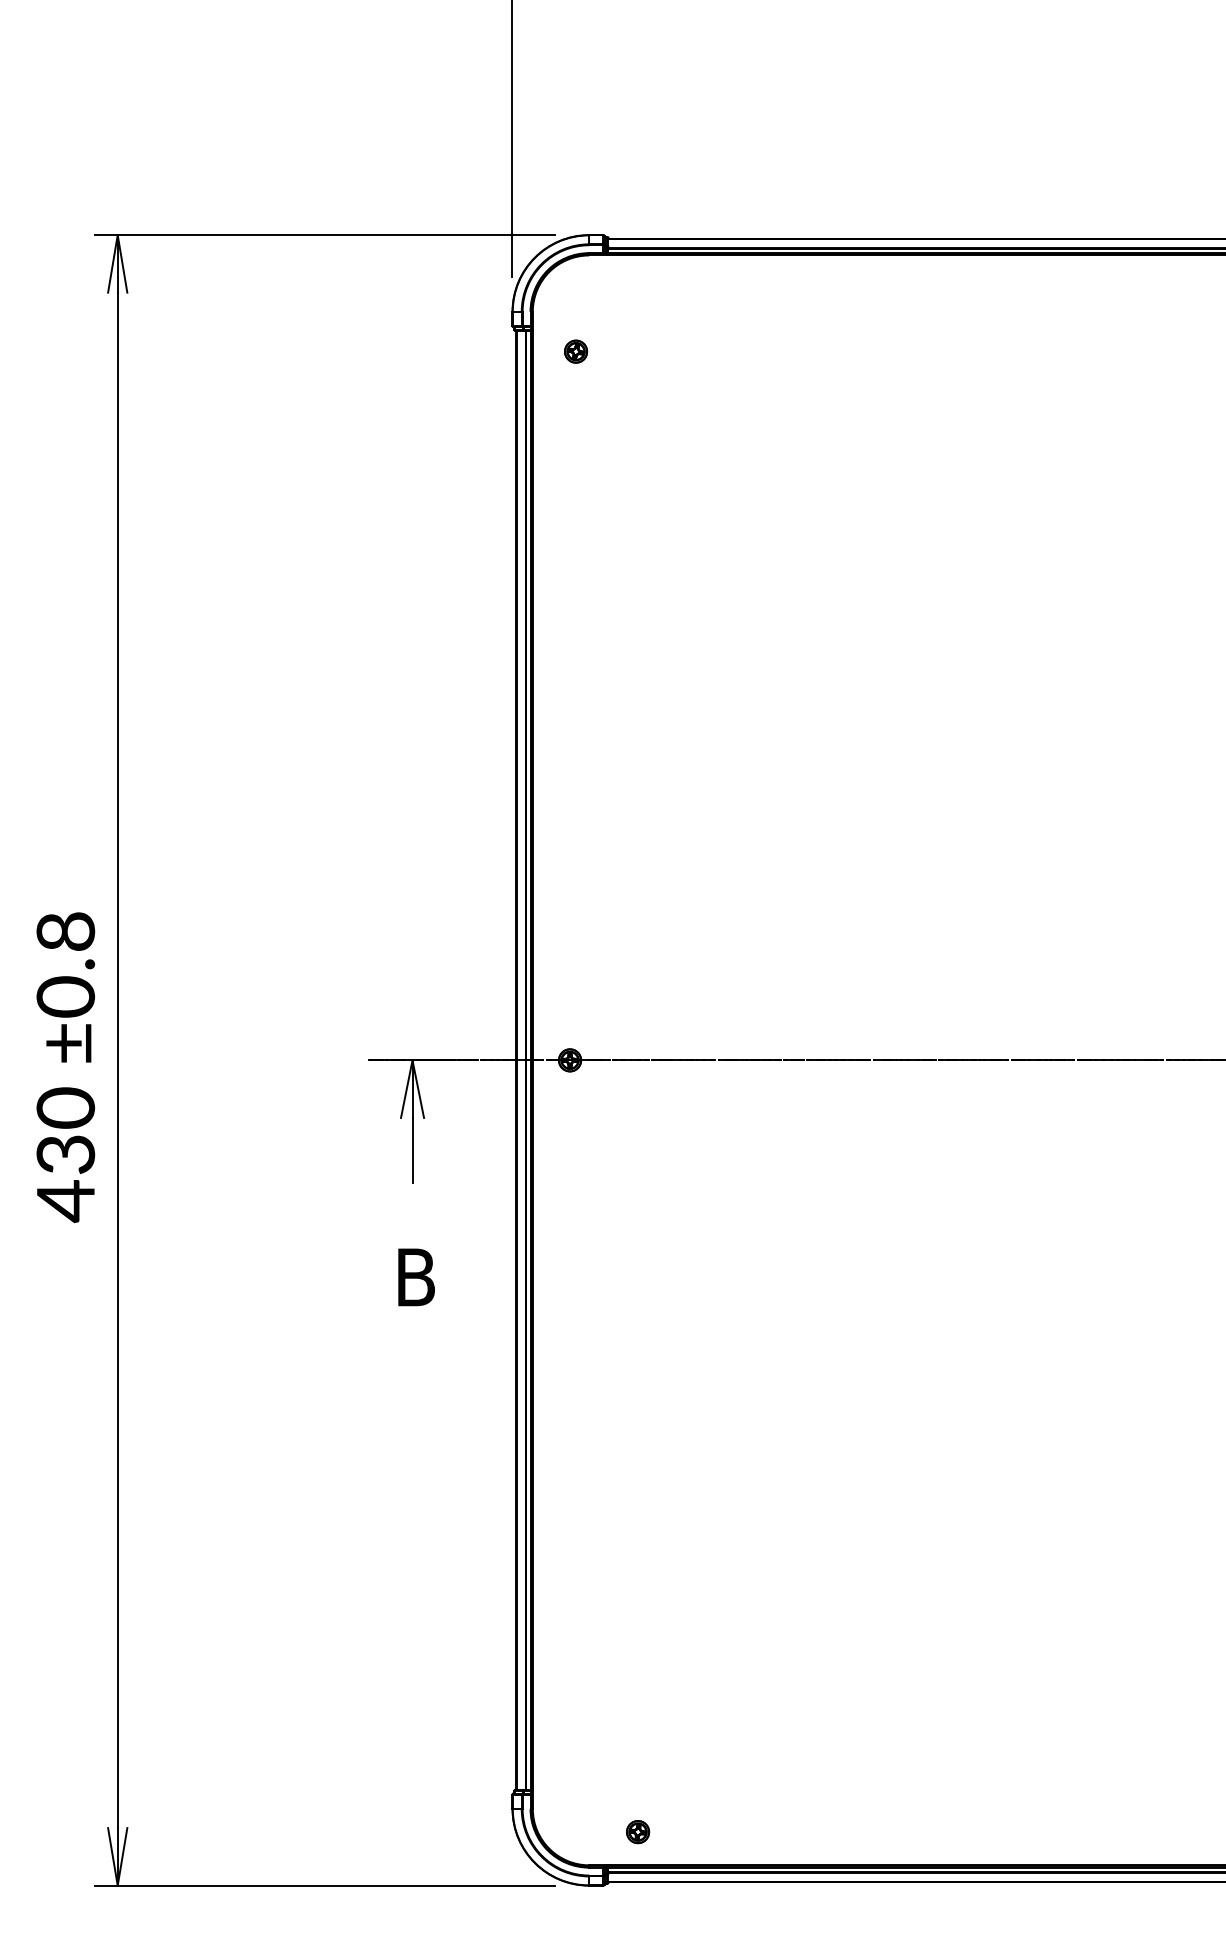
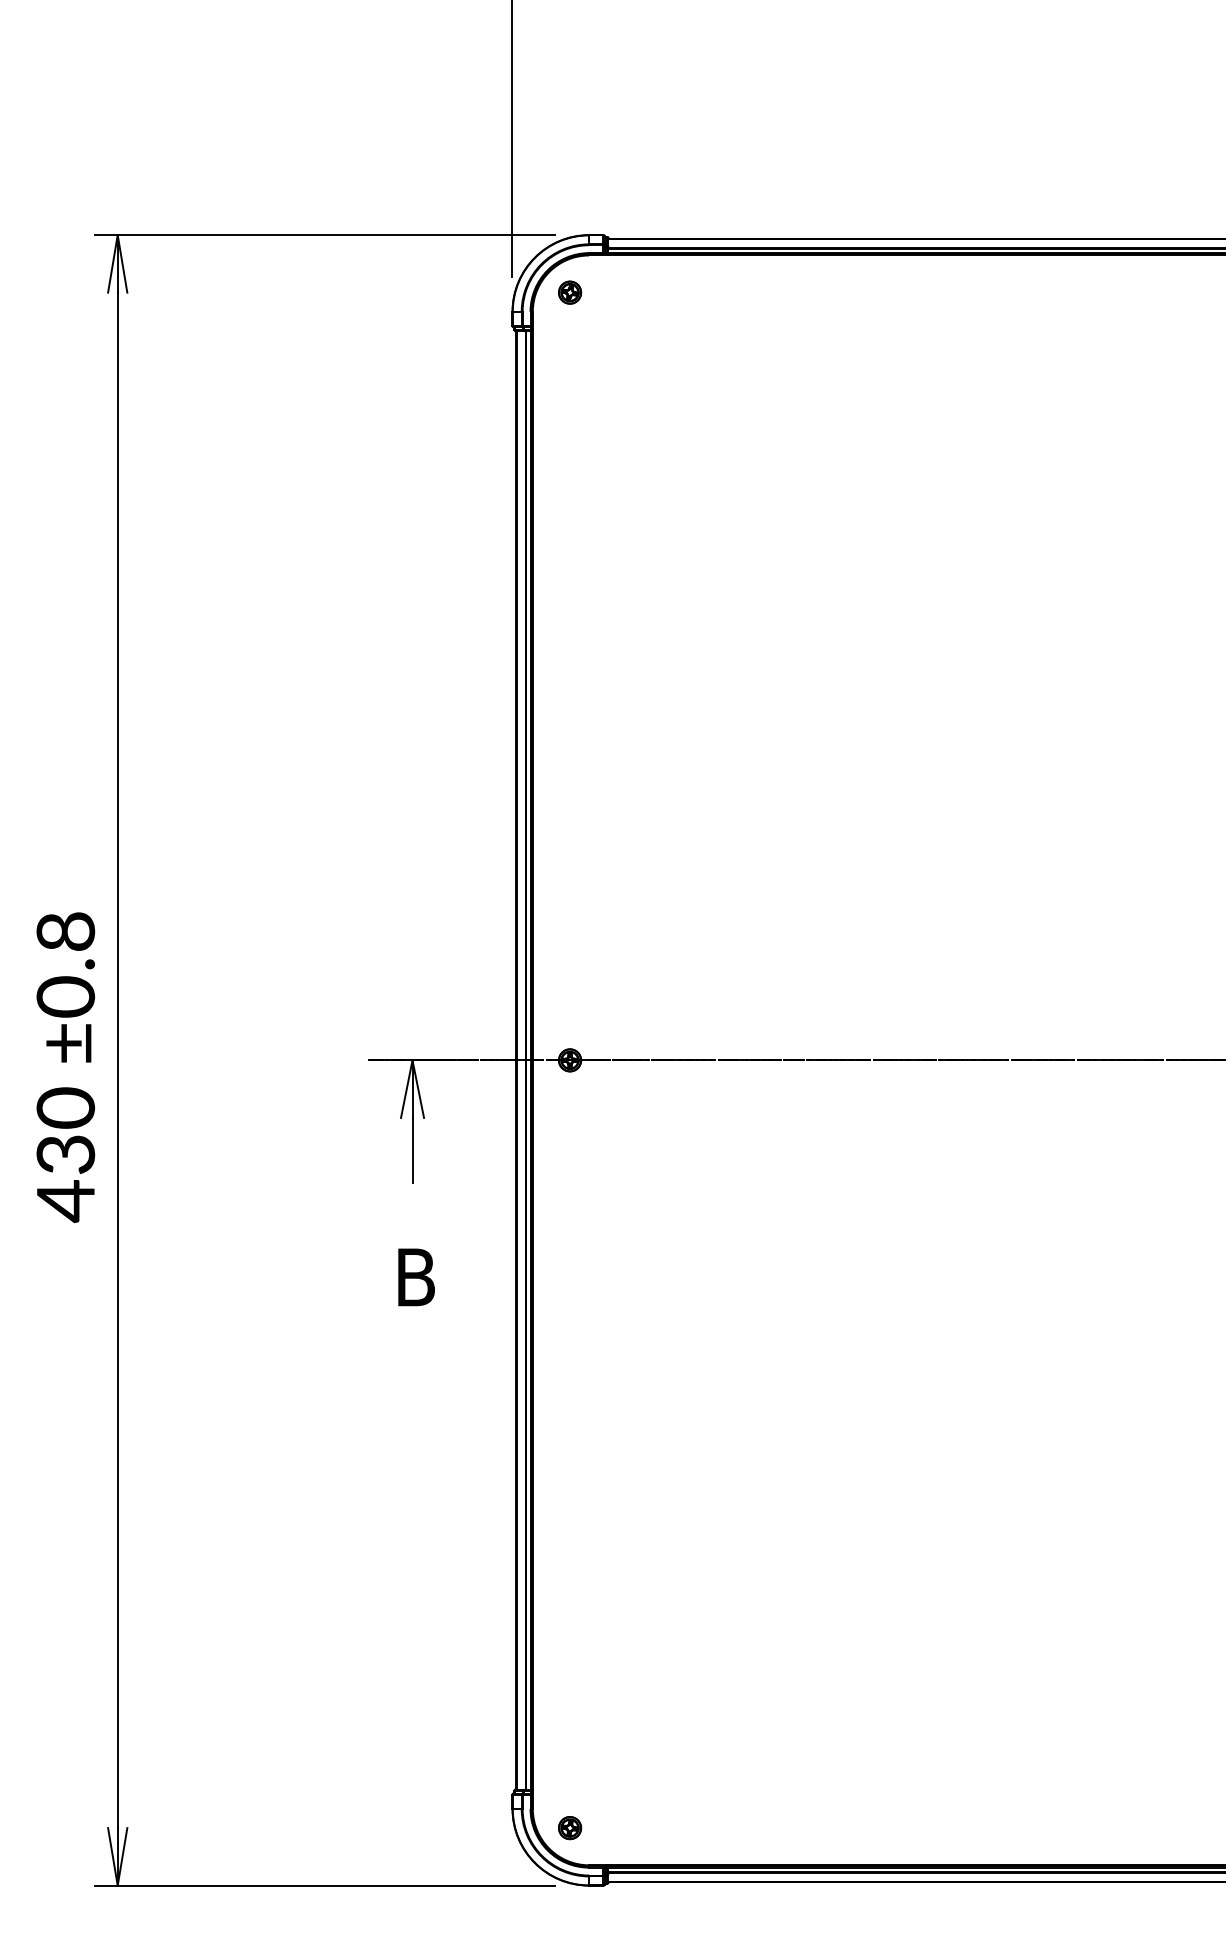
part position: (576, 351) -> (570, 292) (570, 292)
part position: (638, 1832) -> (570, 1828) (570, 1828)
